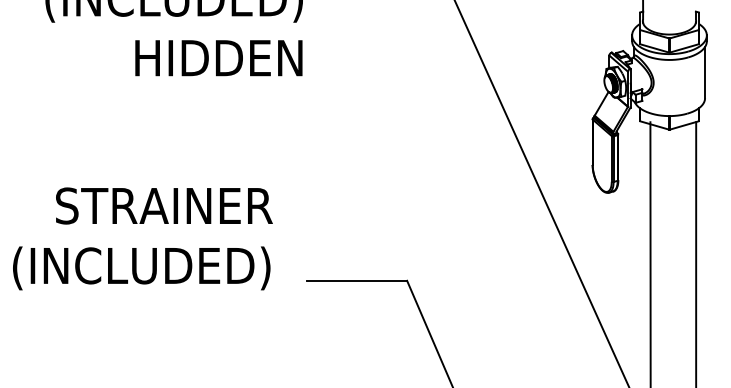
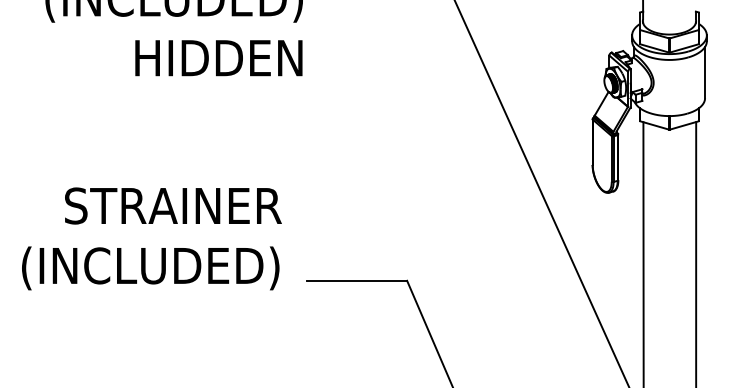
text position: (142, 238) -> (151, 238) (151, 238)
line position: (650, 253) -> (643, 253) (643, 253)
